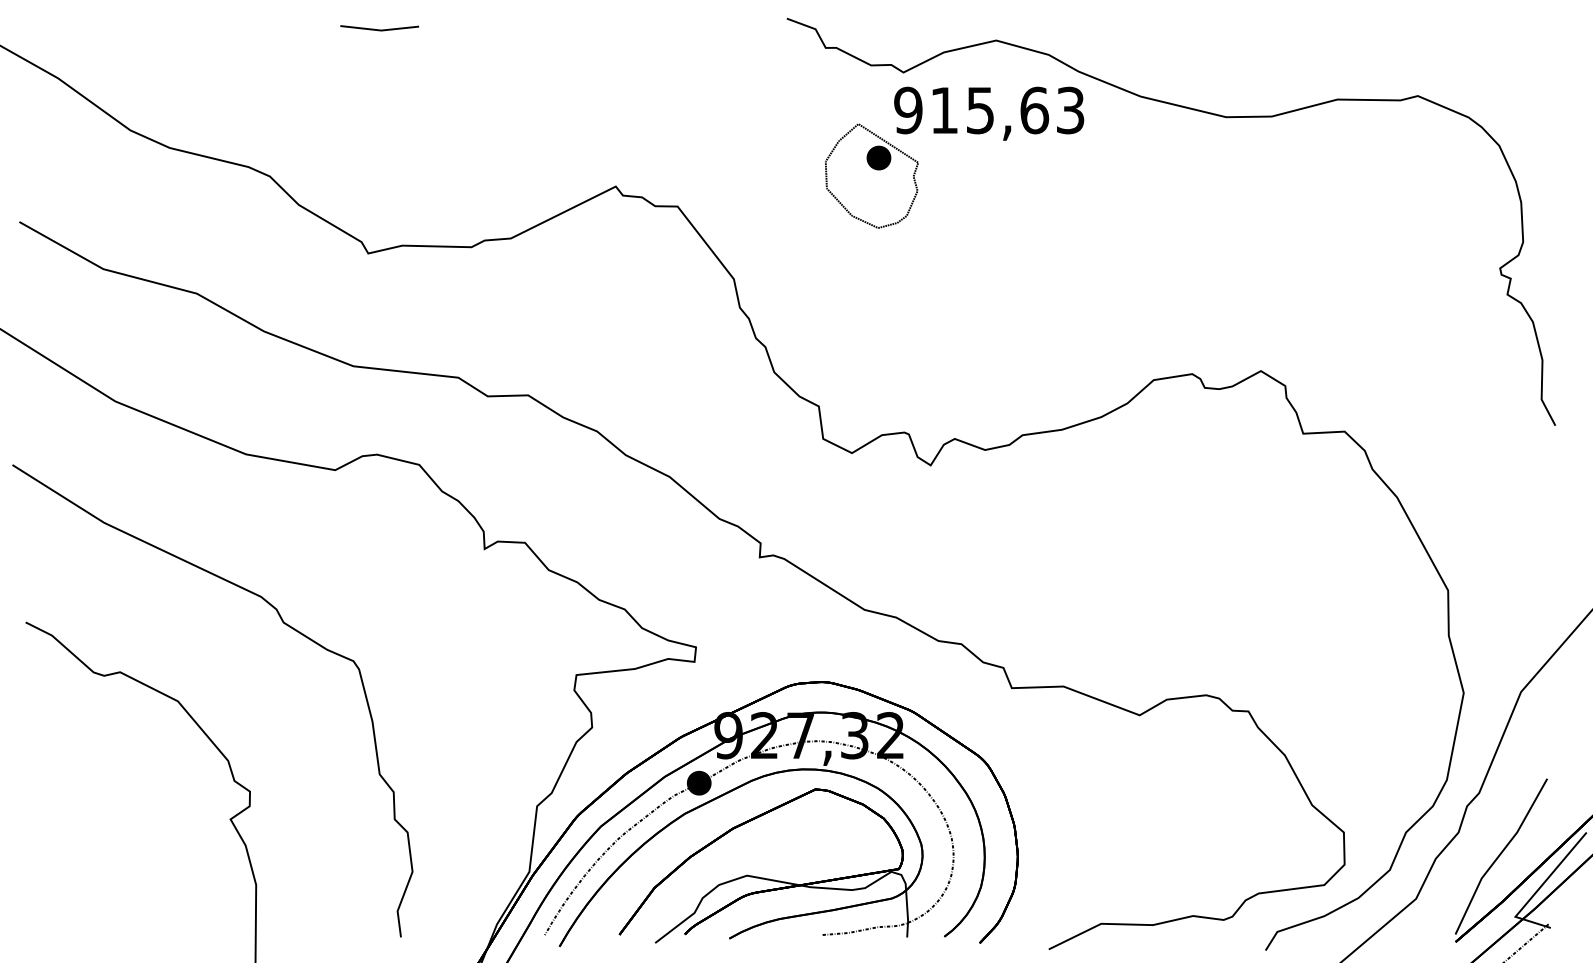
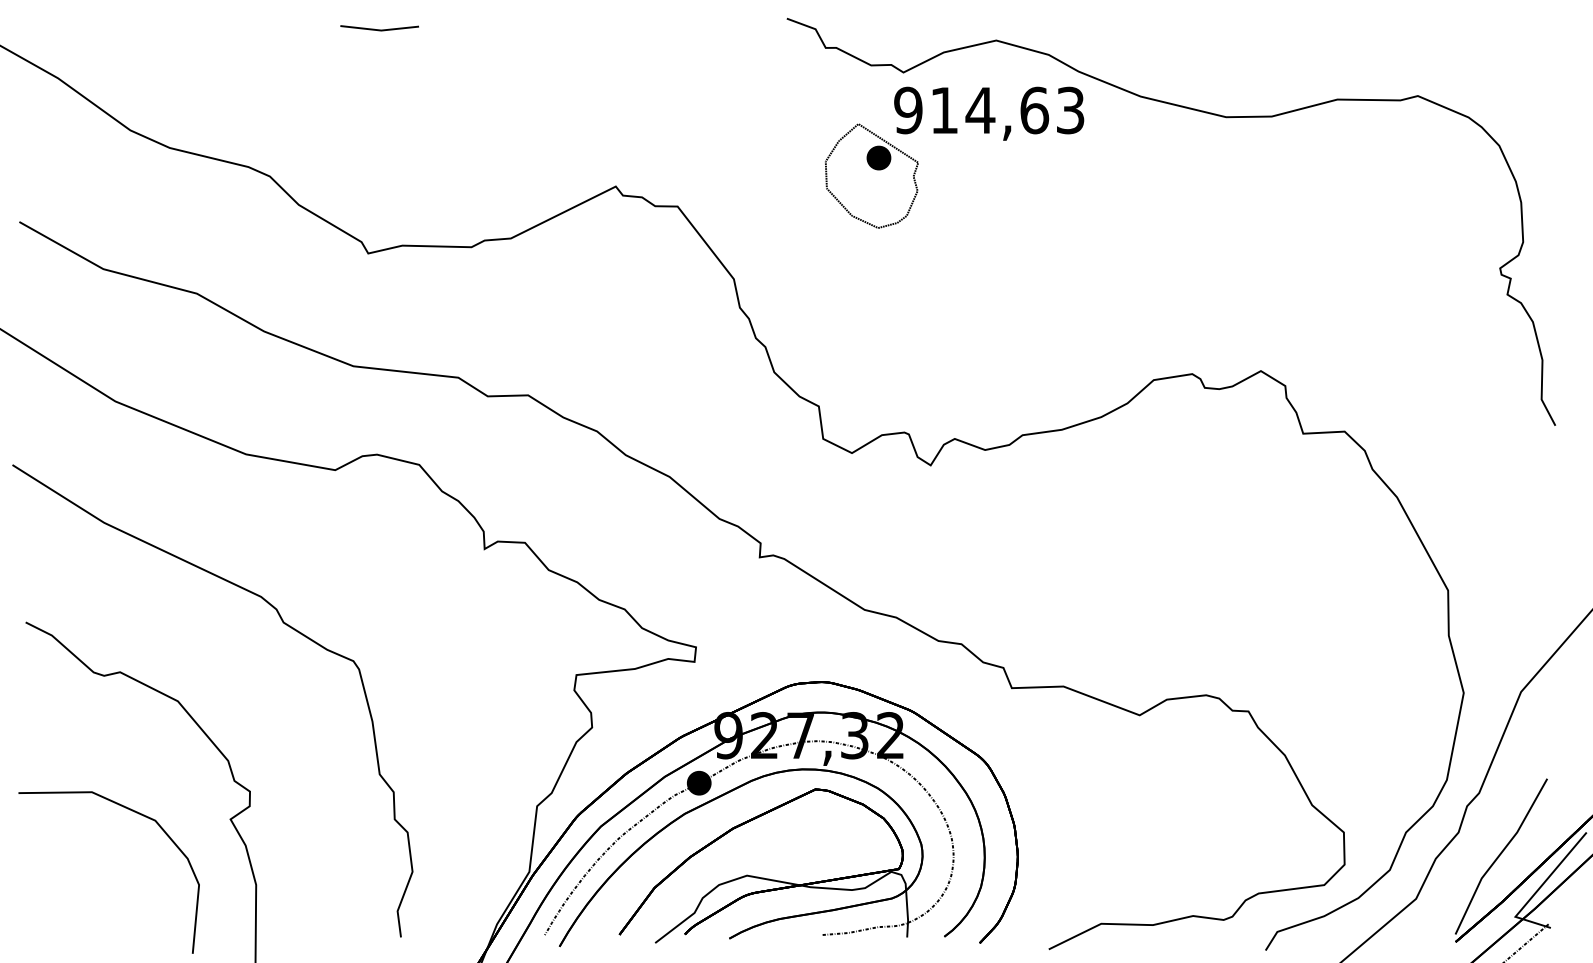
text: 915,63 -> 914,63 (980, 110)
part: none -> present (138, 814)
